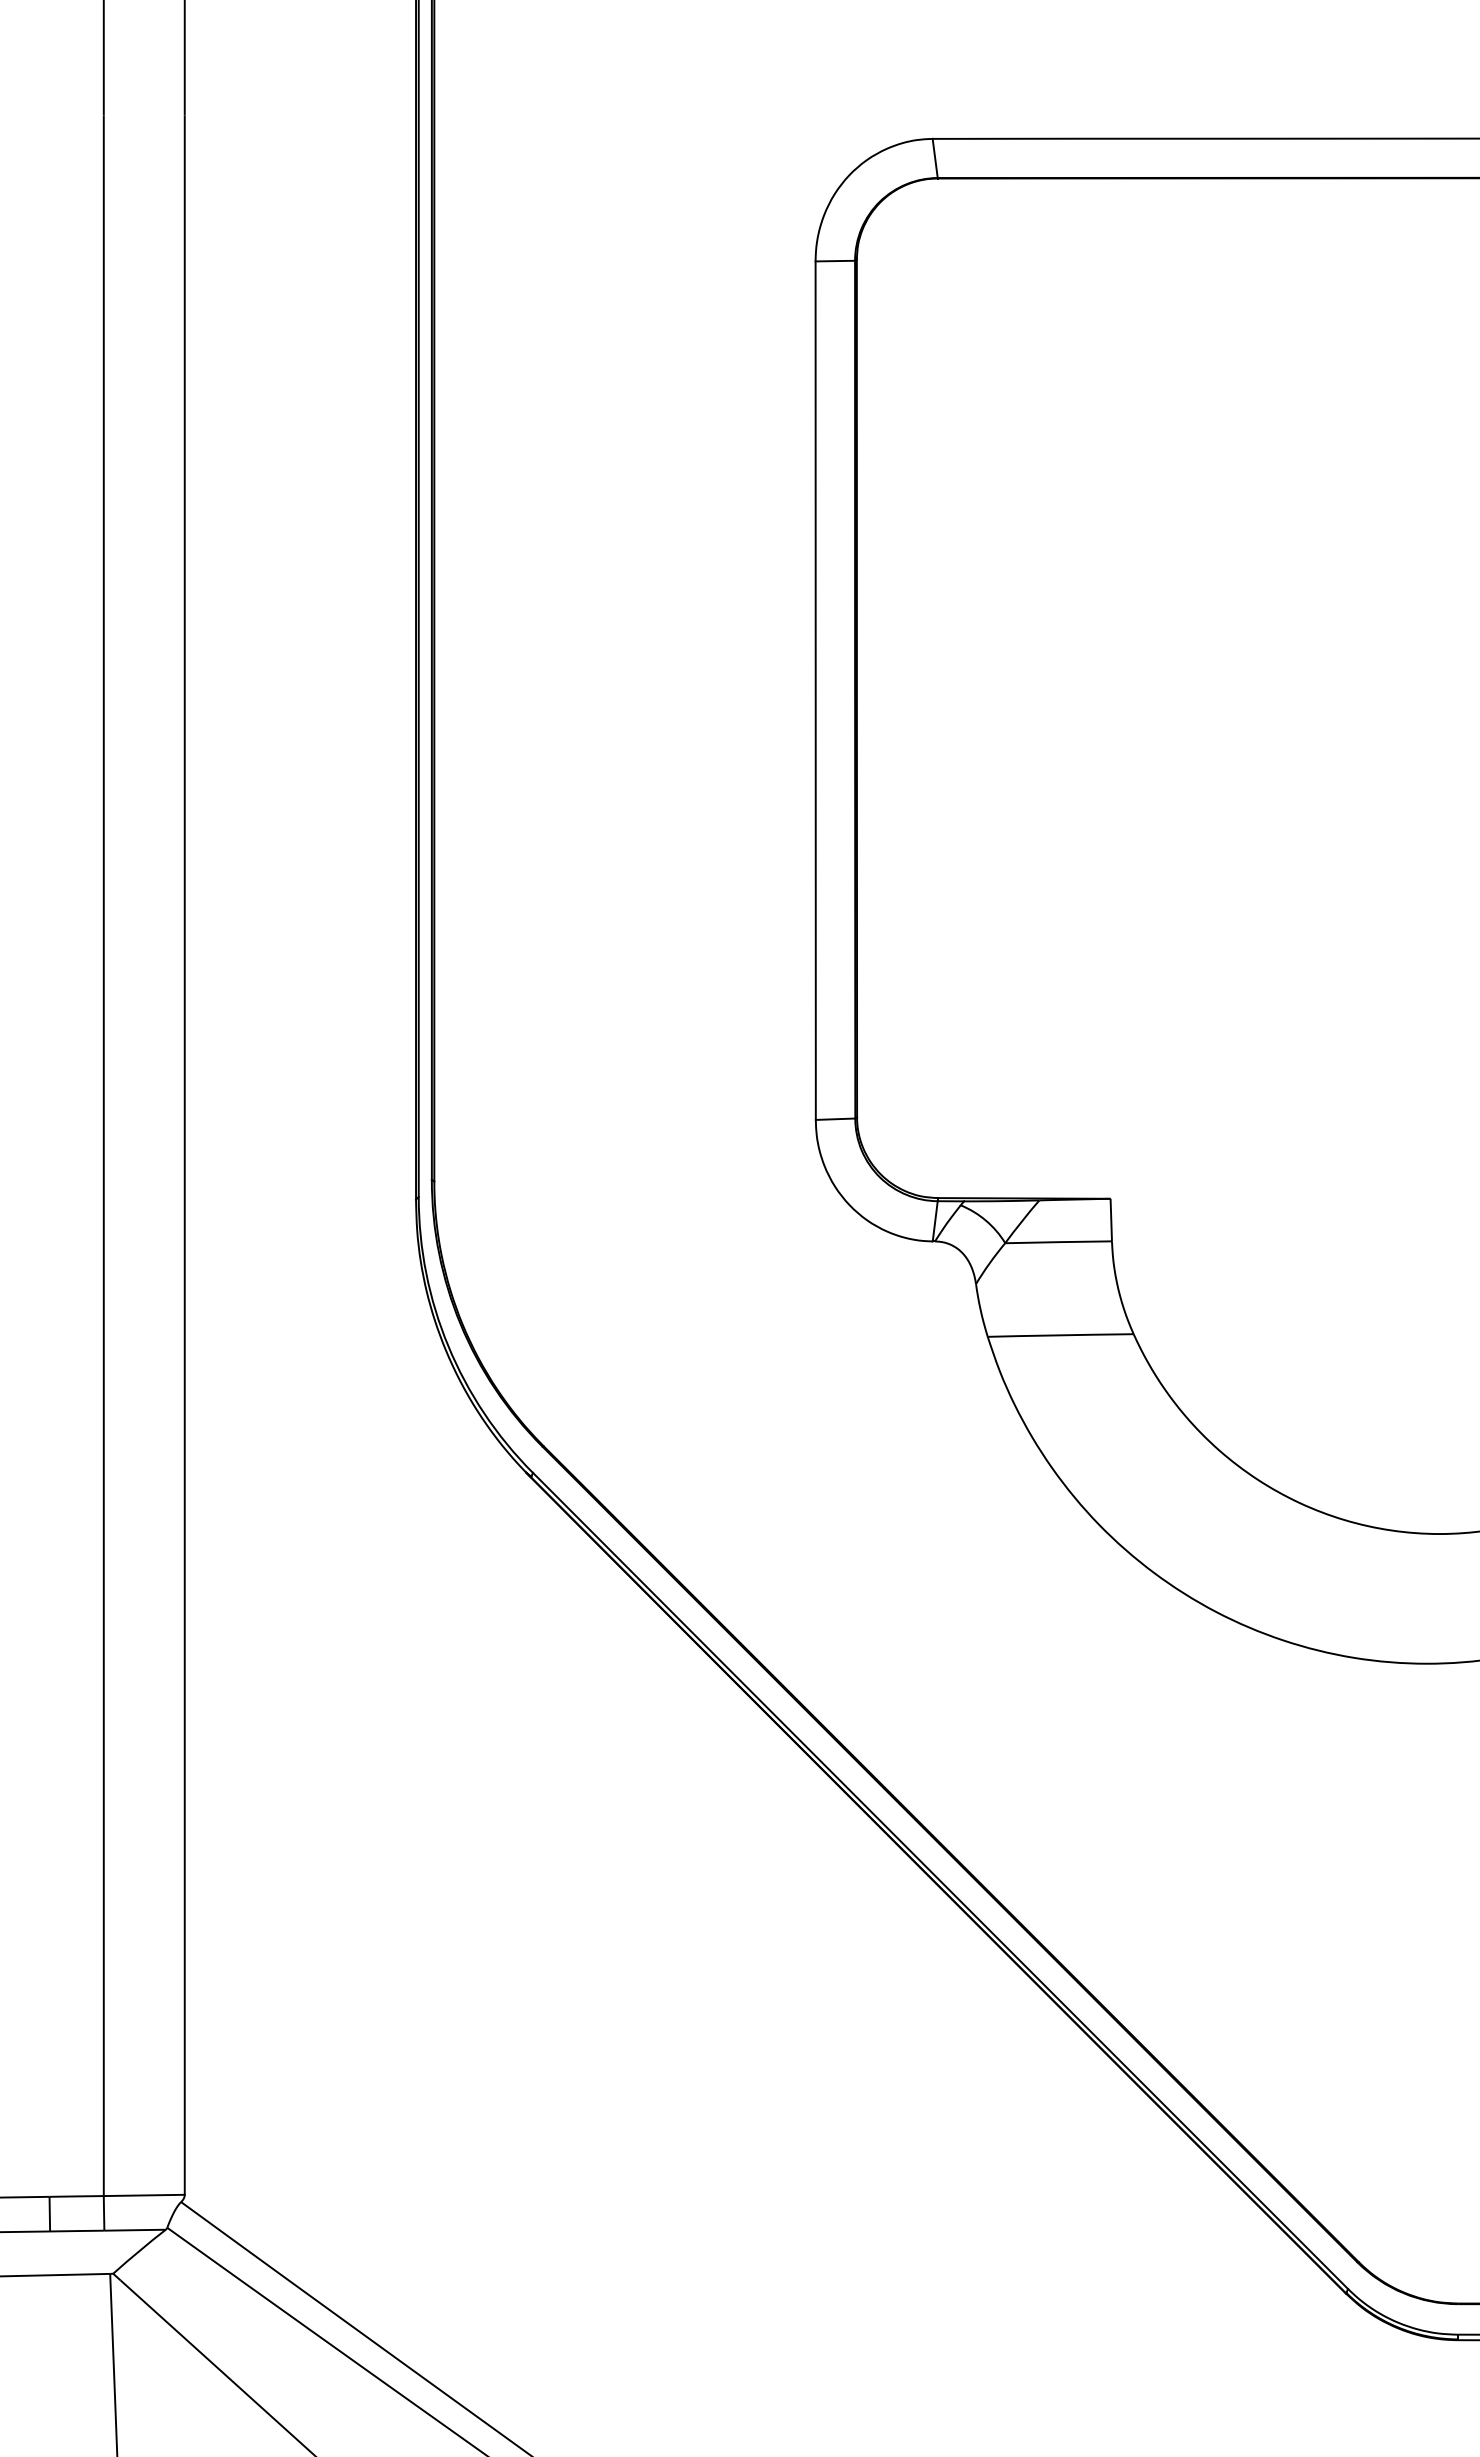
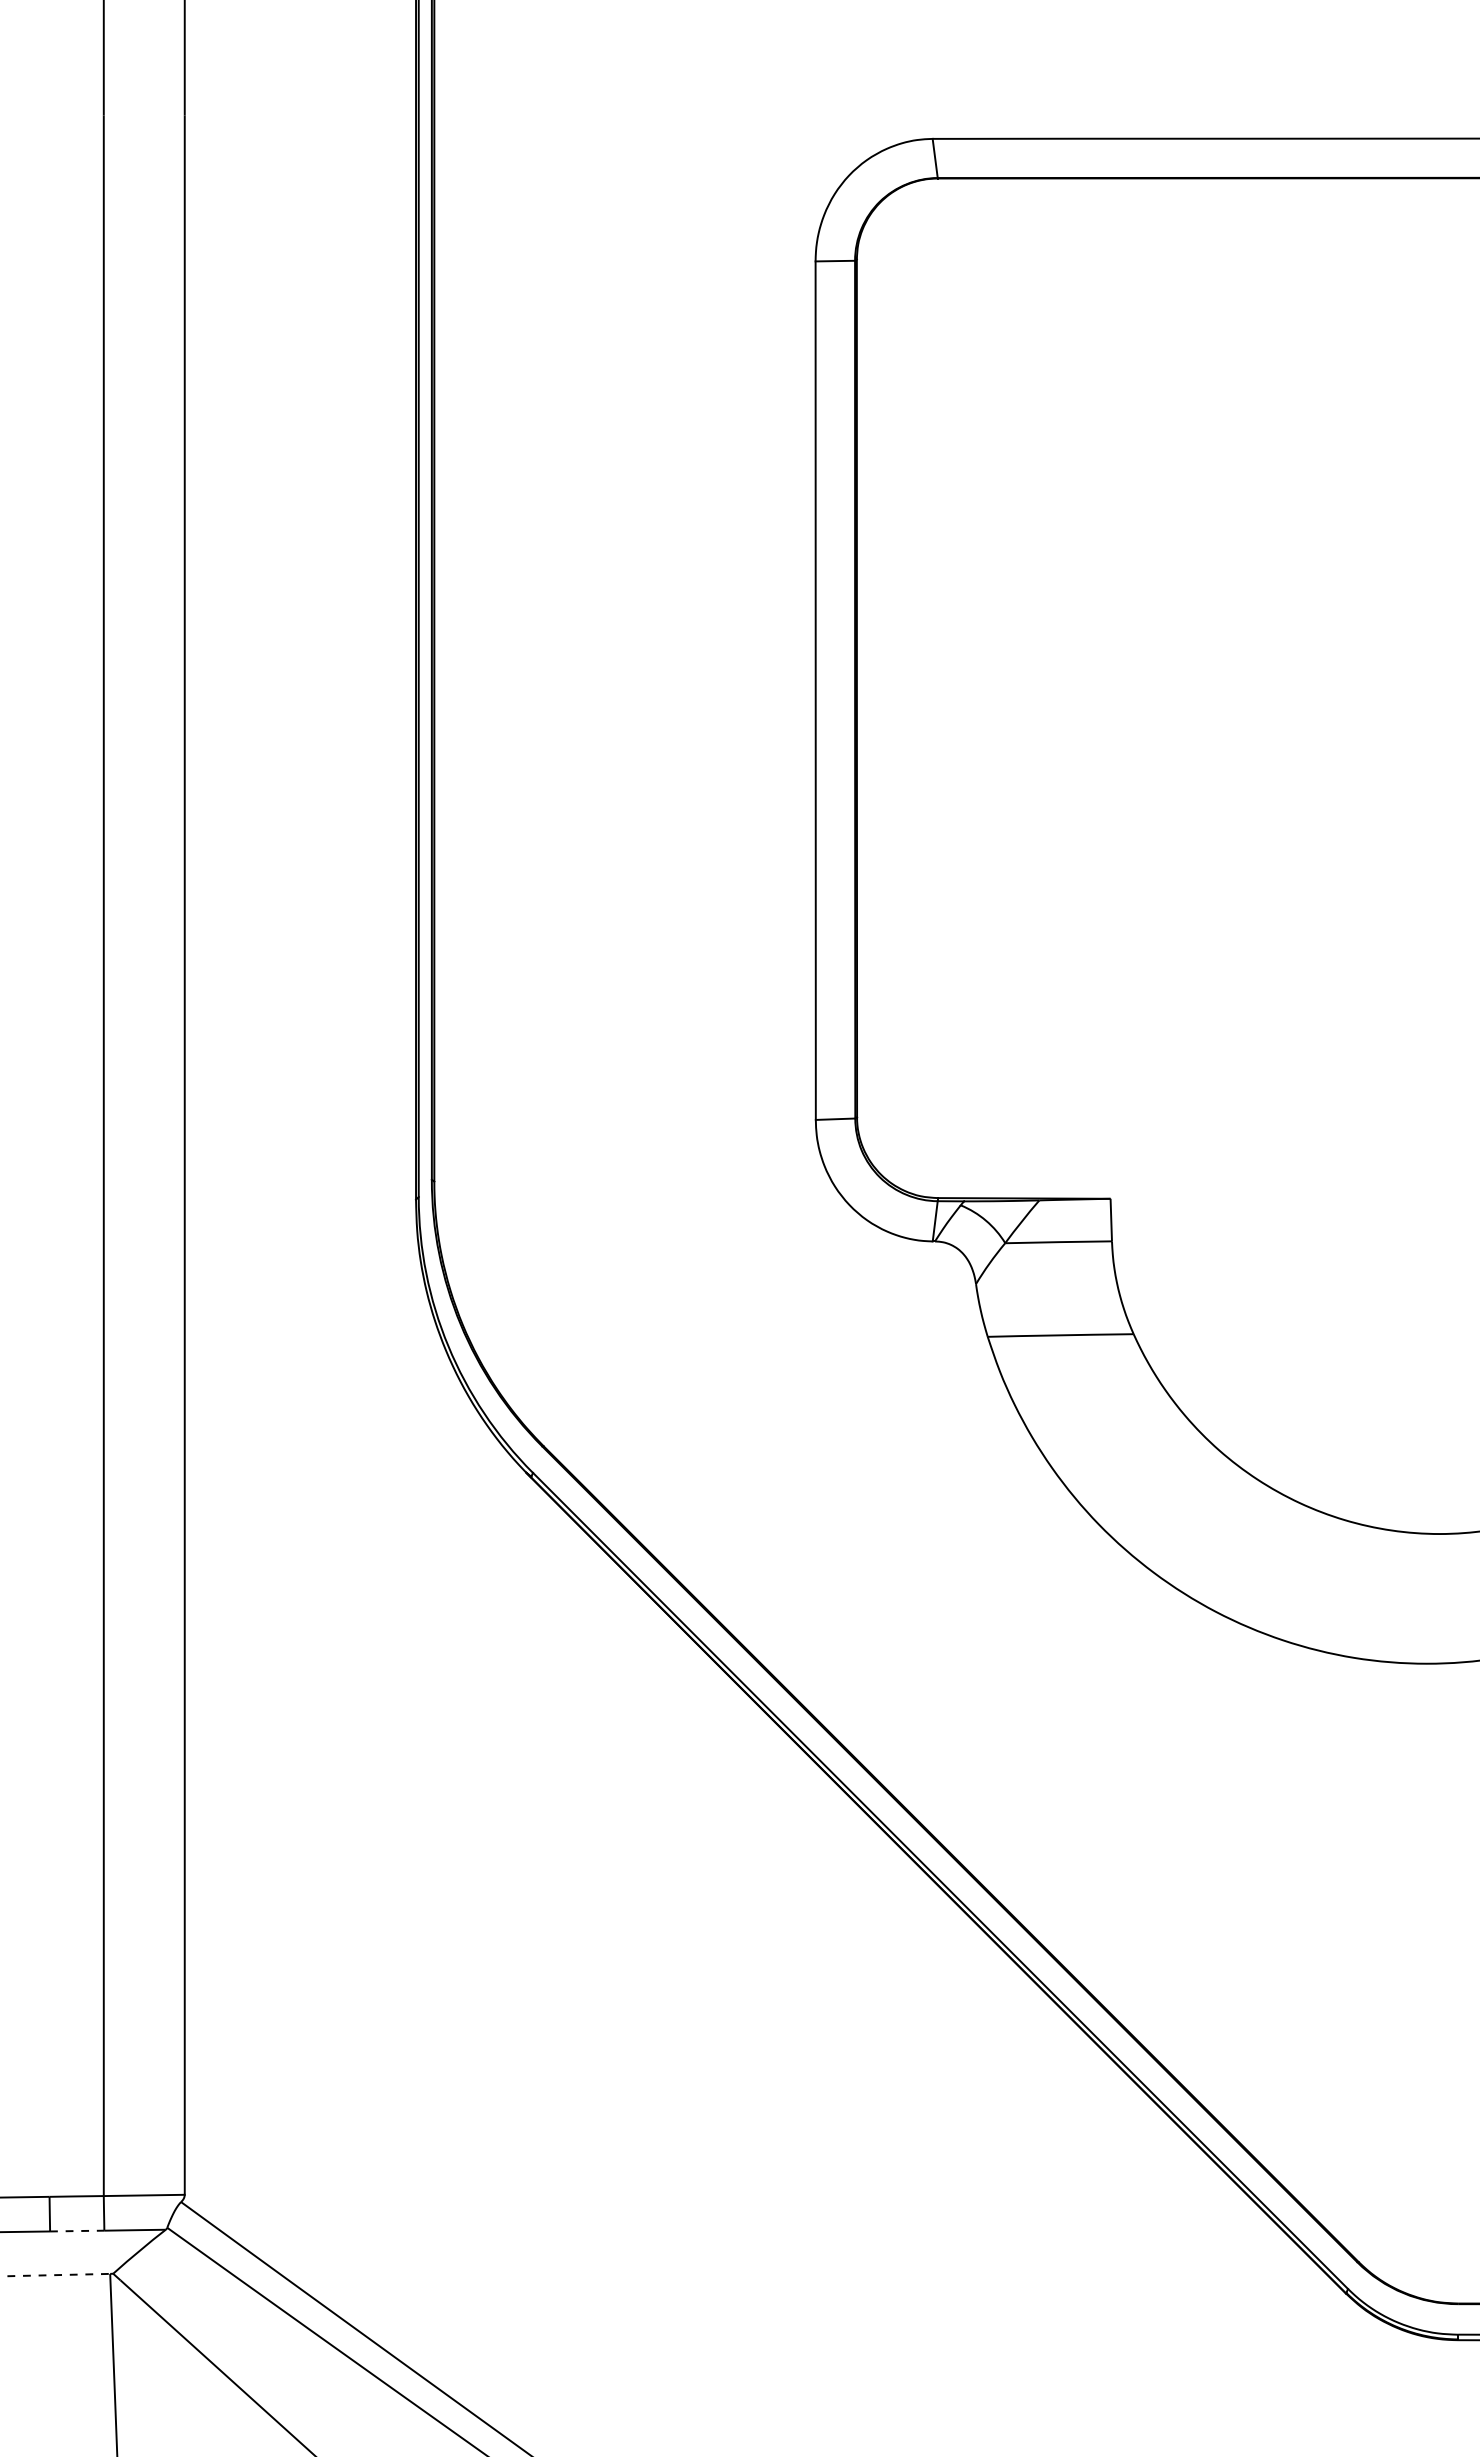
line: solid -> dashed (77, 2231)
line: solid -> dashed (55, 2275)
